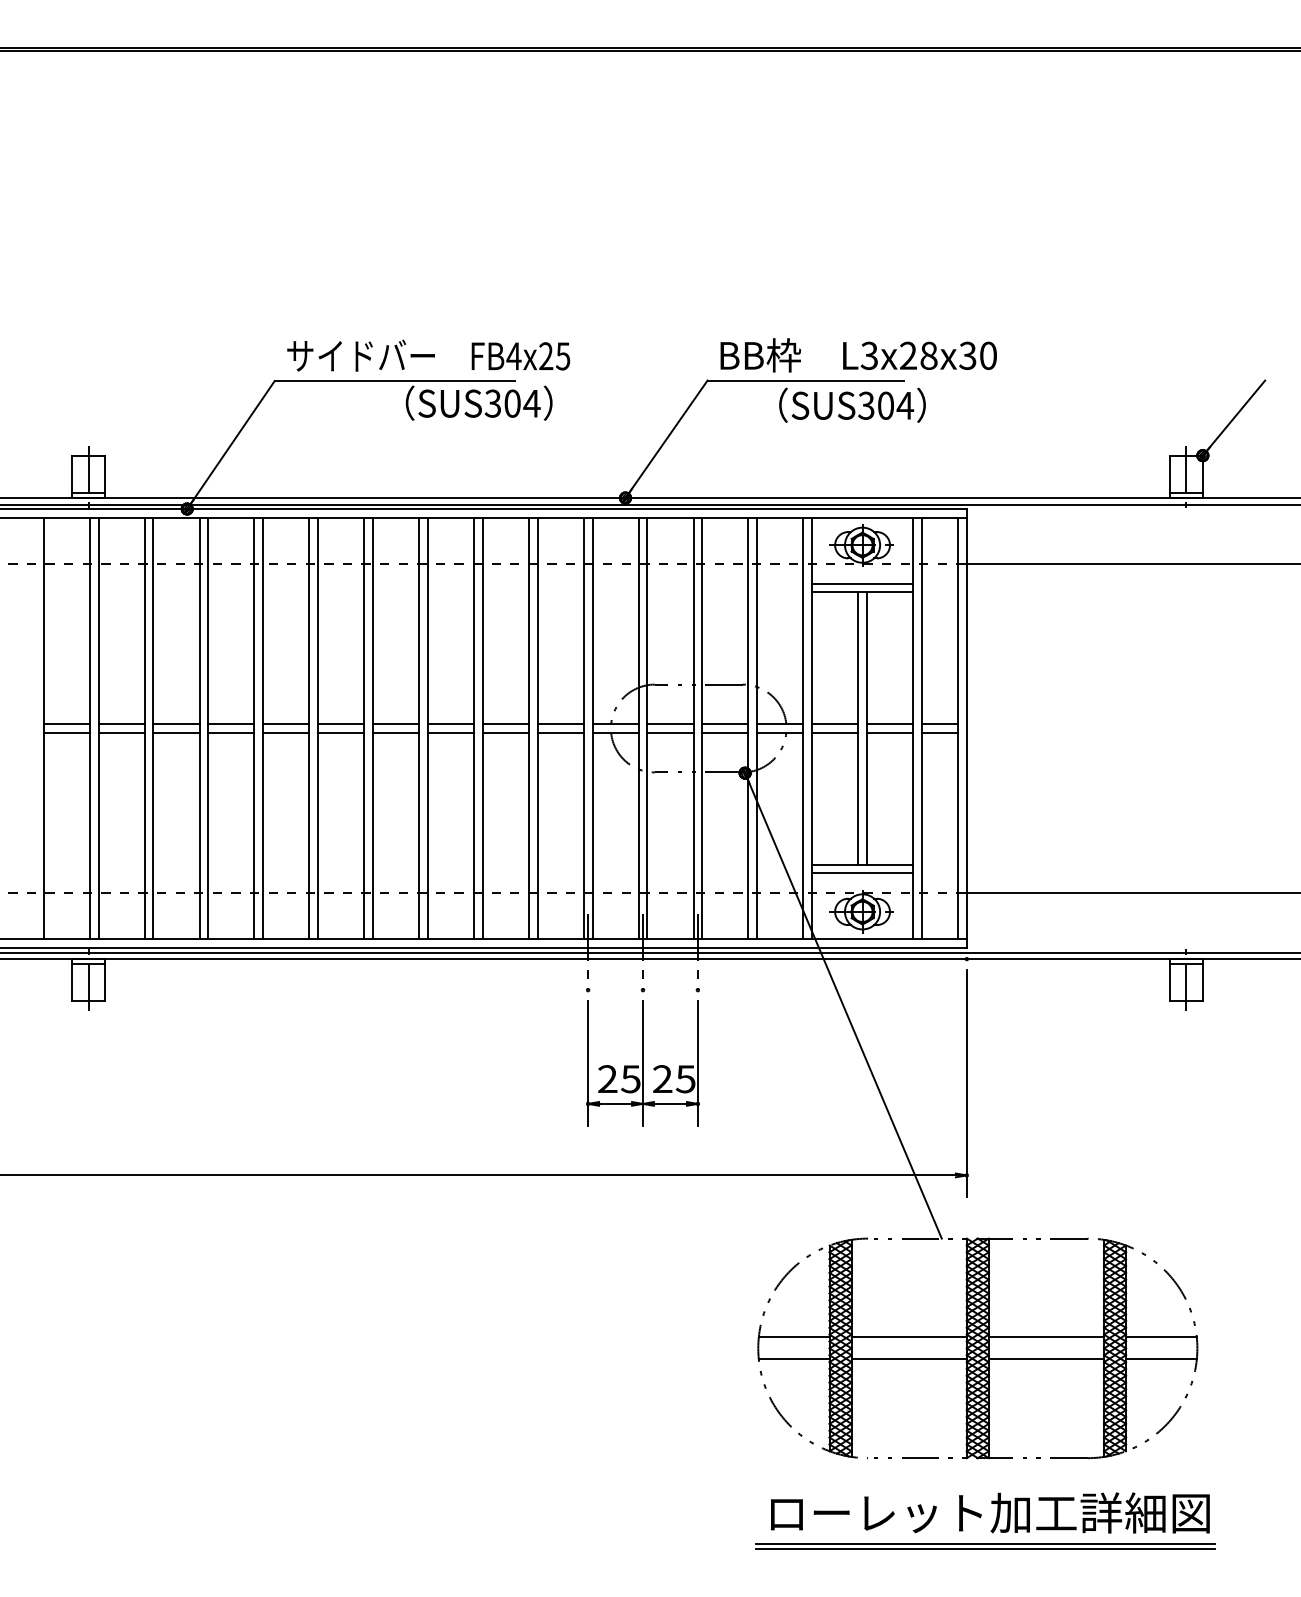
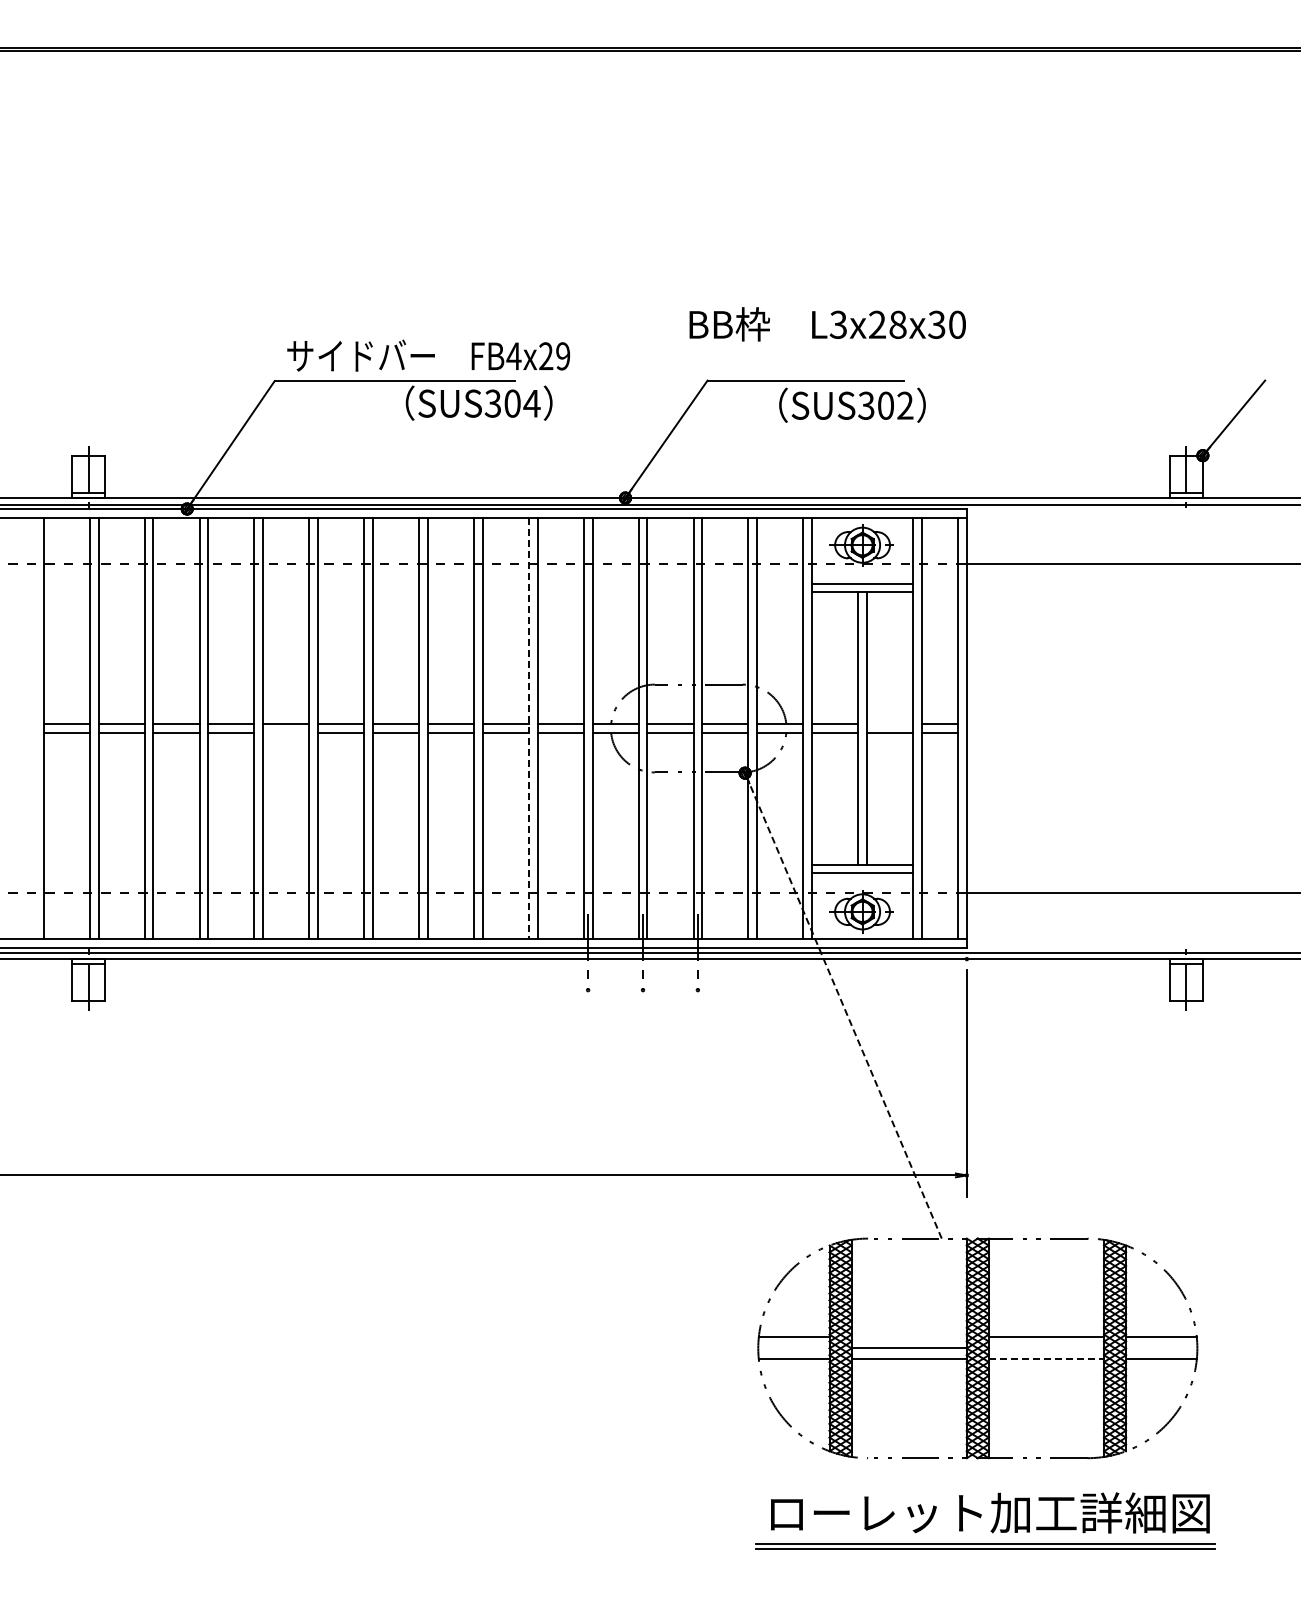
text position: (858, 355) -> (827, 324) (827, 324)
text: FB4x25 -> FB4x29 (562, 356)
text: SUS304 -> SUS302 (905, 405)
line: present -> none (889, 724)
line: solid -> dashed (528, 728)
line: present -> none (286, 732)
line: solid -> dashed (843, 1006)
part: present -> none (642, 1063)
line position: (908, 1337) -> (908, 1348) (908, 1348)
line: solid -> dashed (1046, 1359)
